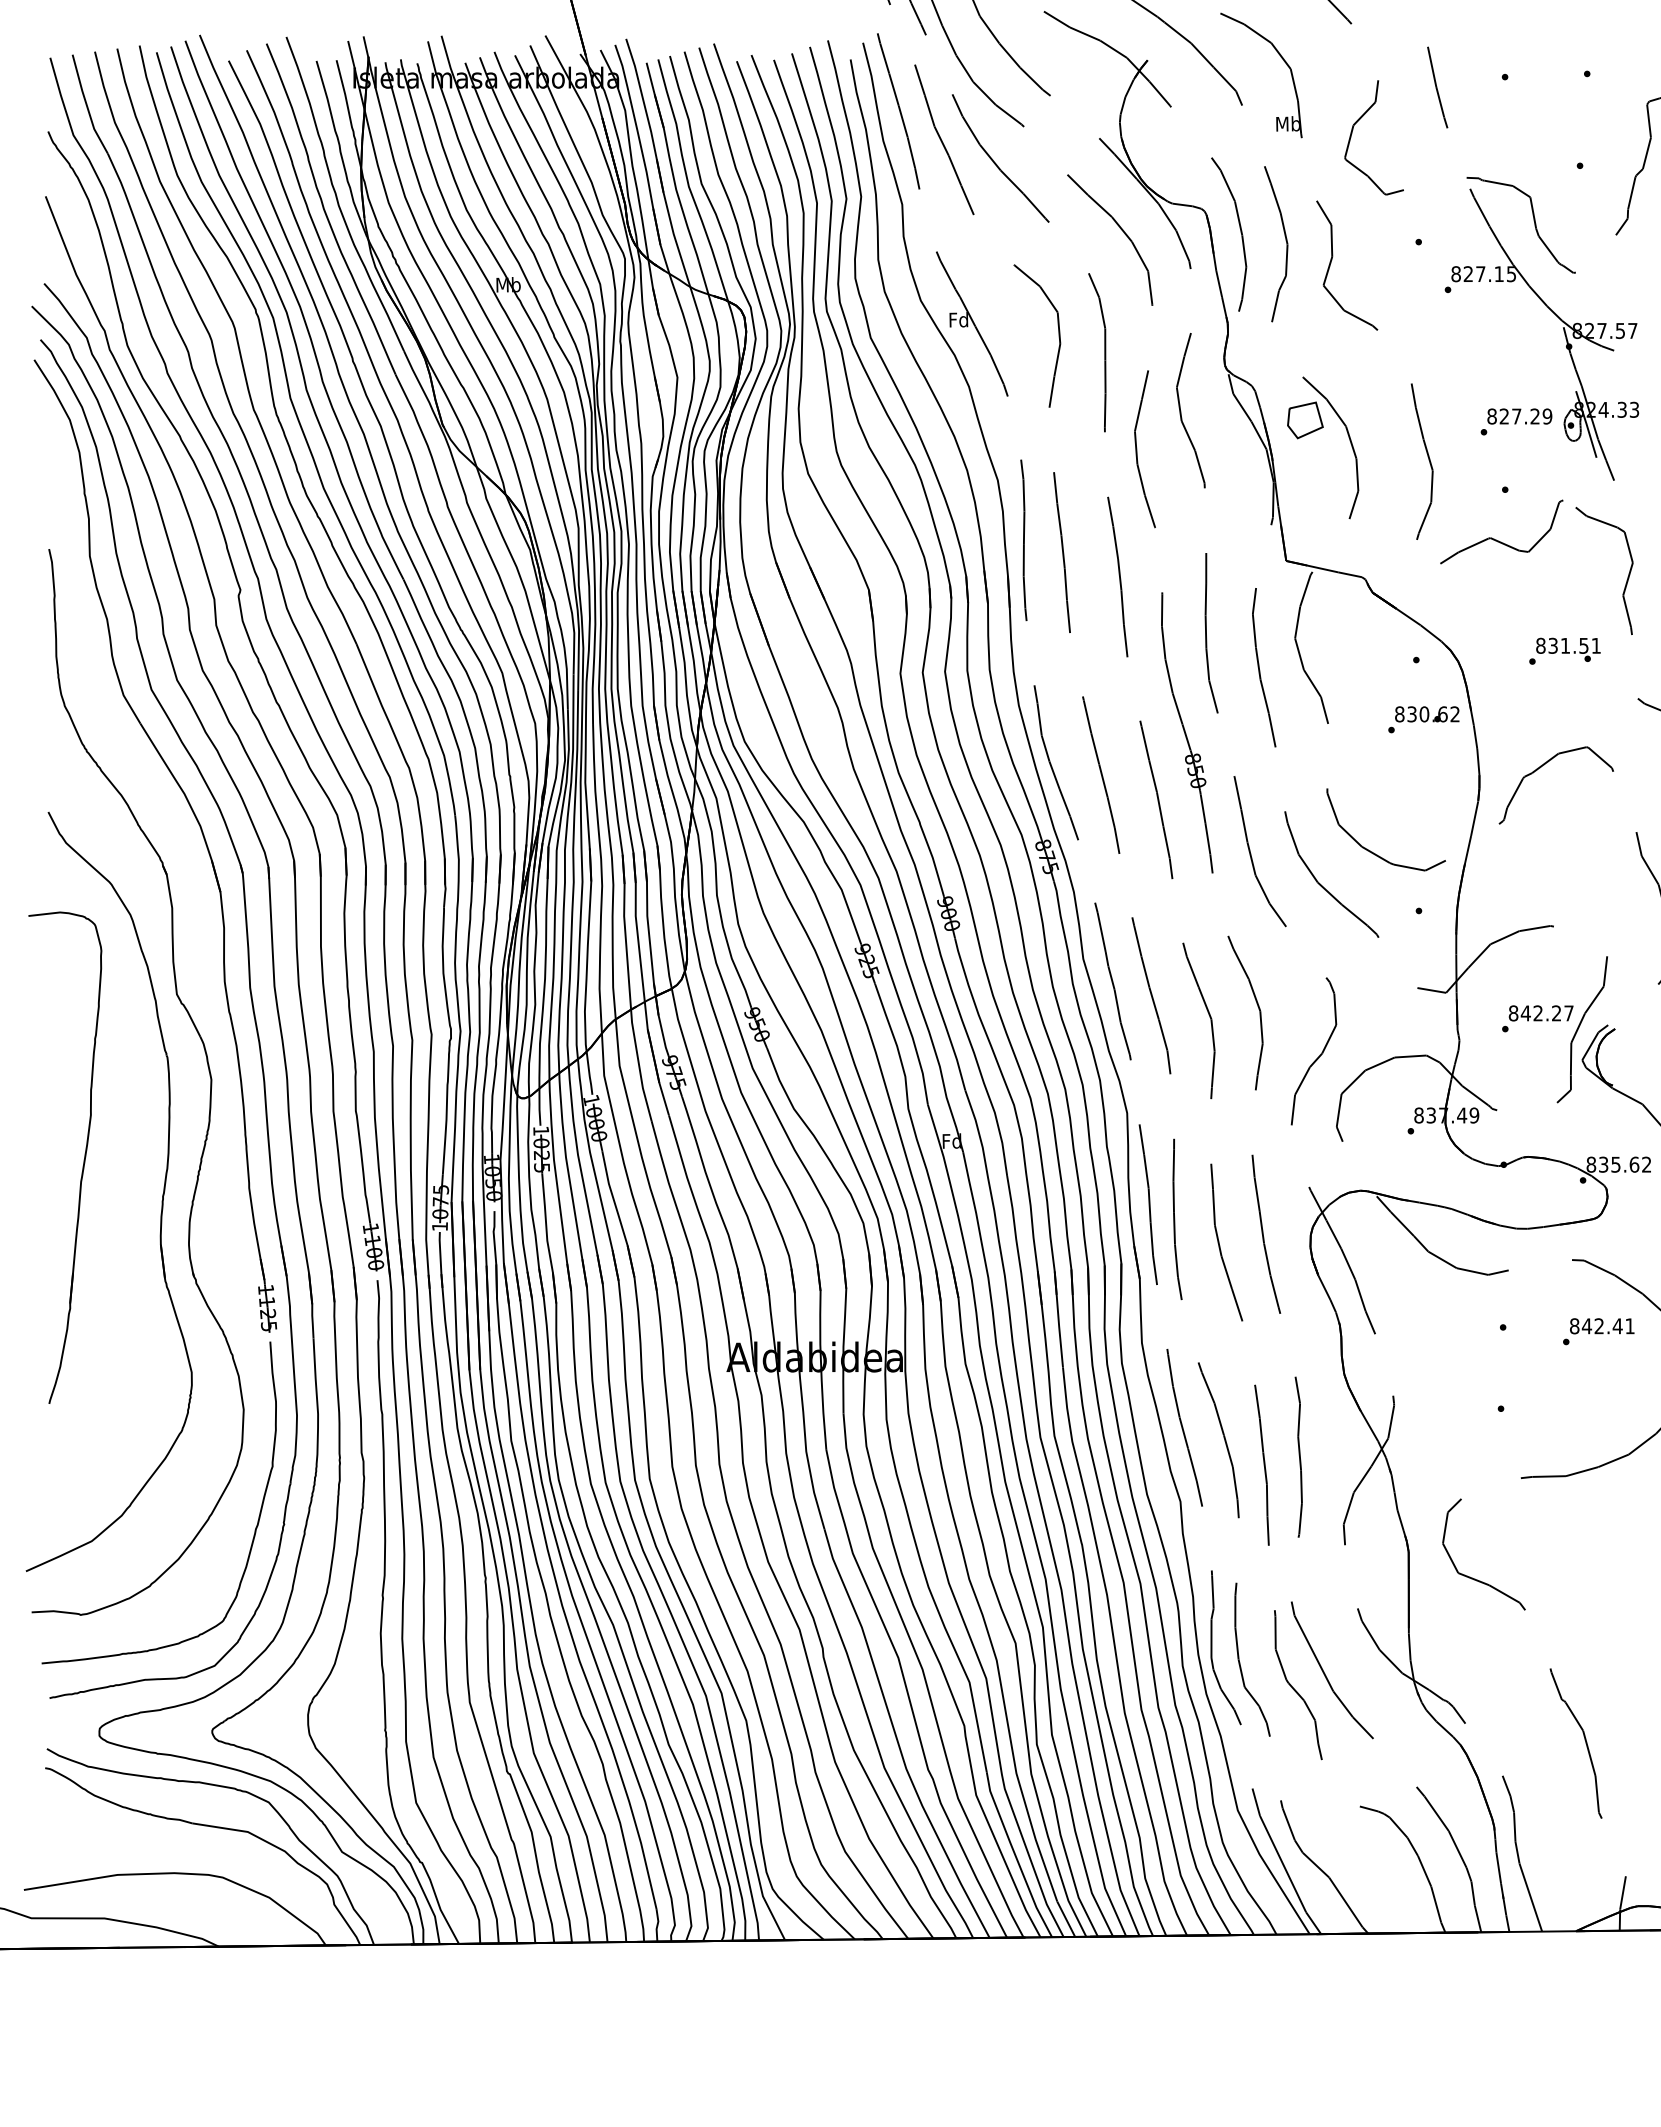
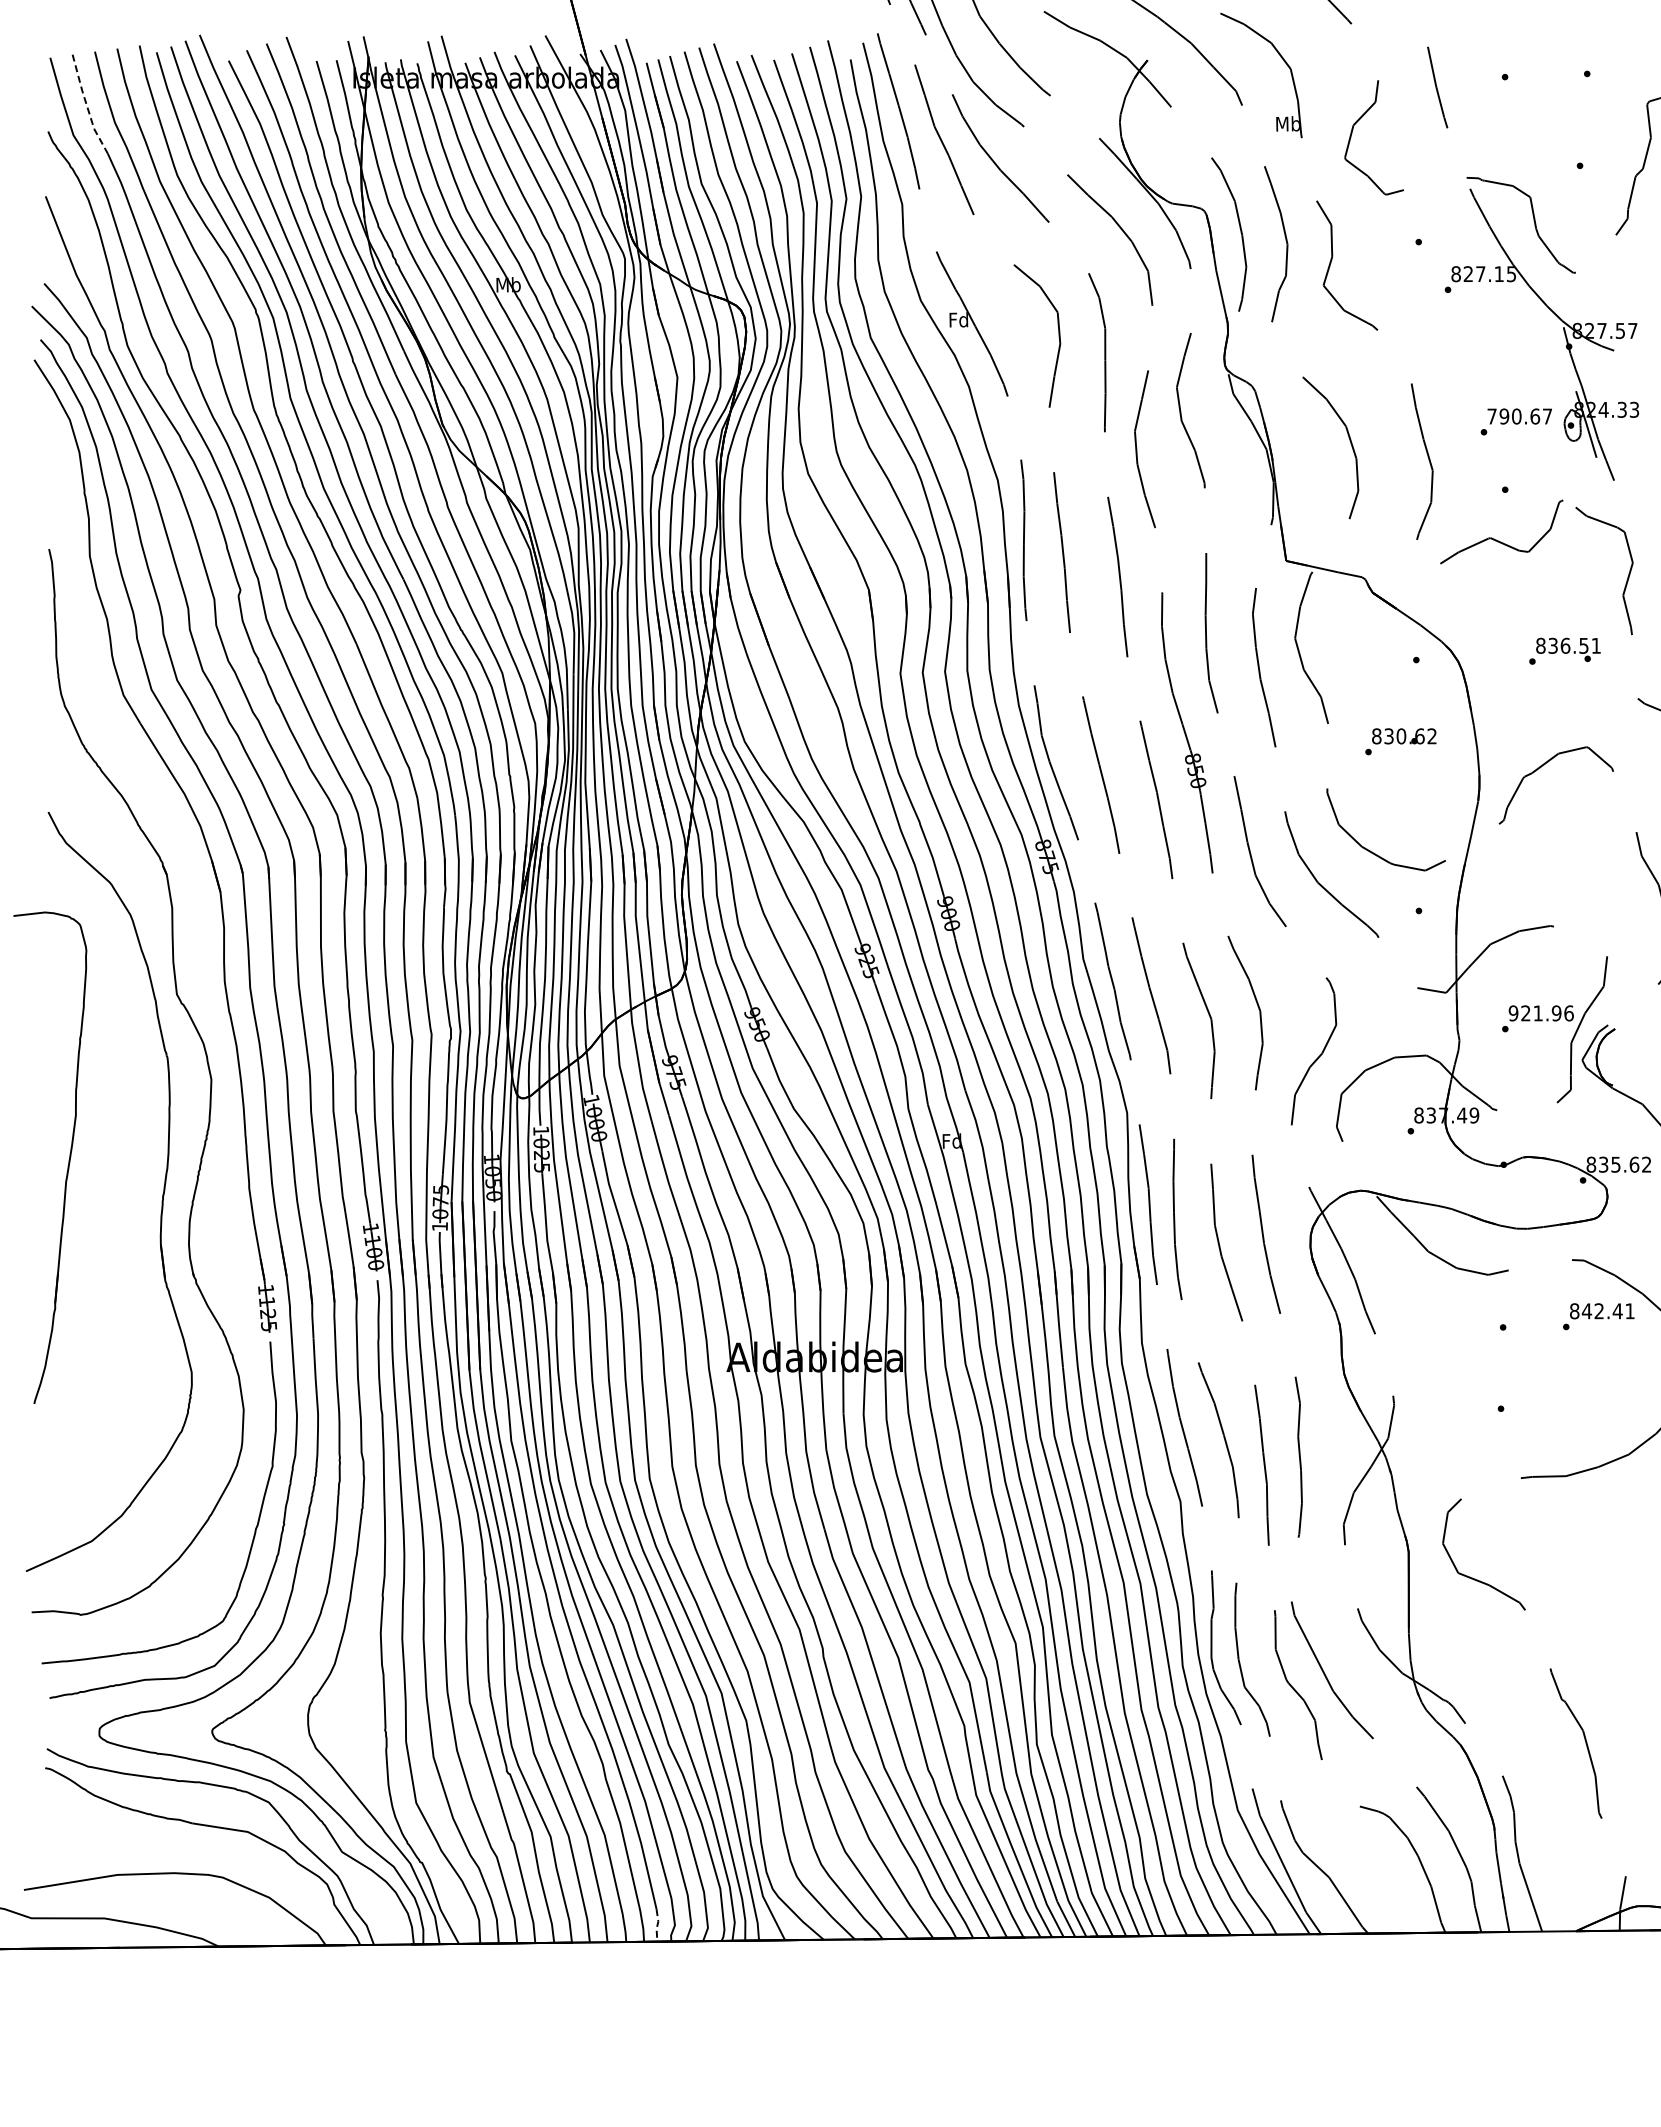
line: solid -> dashed (87, 106)
text: 827.29 -> 790.67 (1519, 416)
part: present -> none (1305, 420)
text: 831.51 -> 836.51 (1565, 645)
text position: (1423, 719) -> (1400, 741) (1400, 741)
text: 842.27 -> 921.96 (1540, 1013)
part position: (83, 1159) -> (68, 1159) (68, 1159)
text position: (1598, 1331) -> (1598, 1316) (1598, 1316)
line: solid -> dashed (657, 1925)
